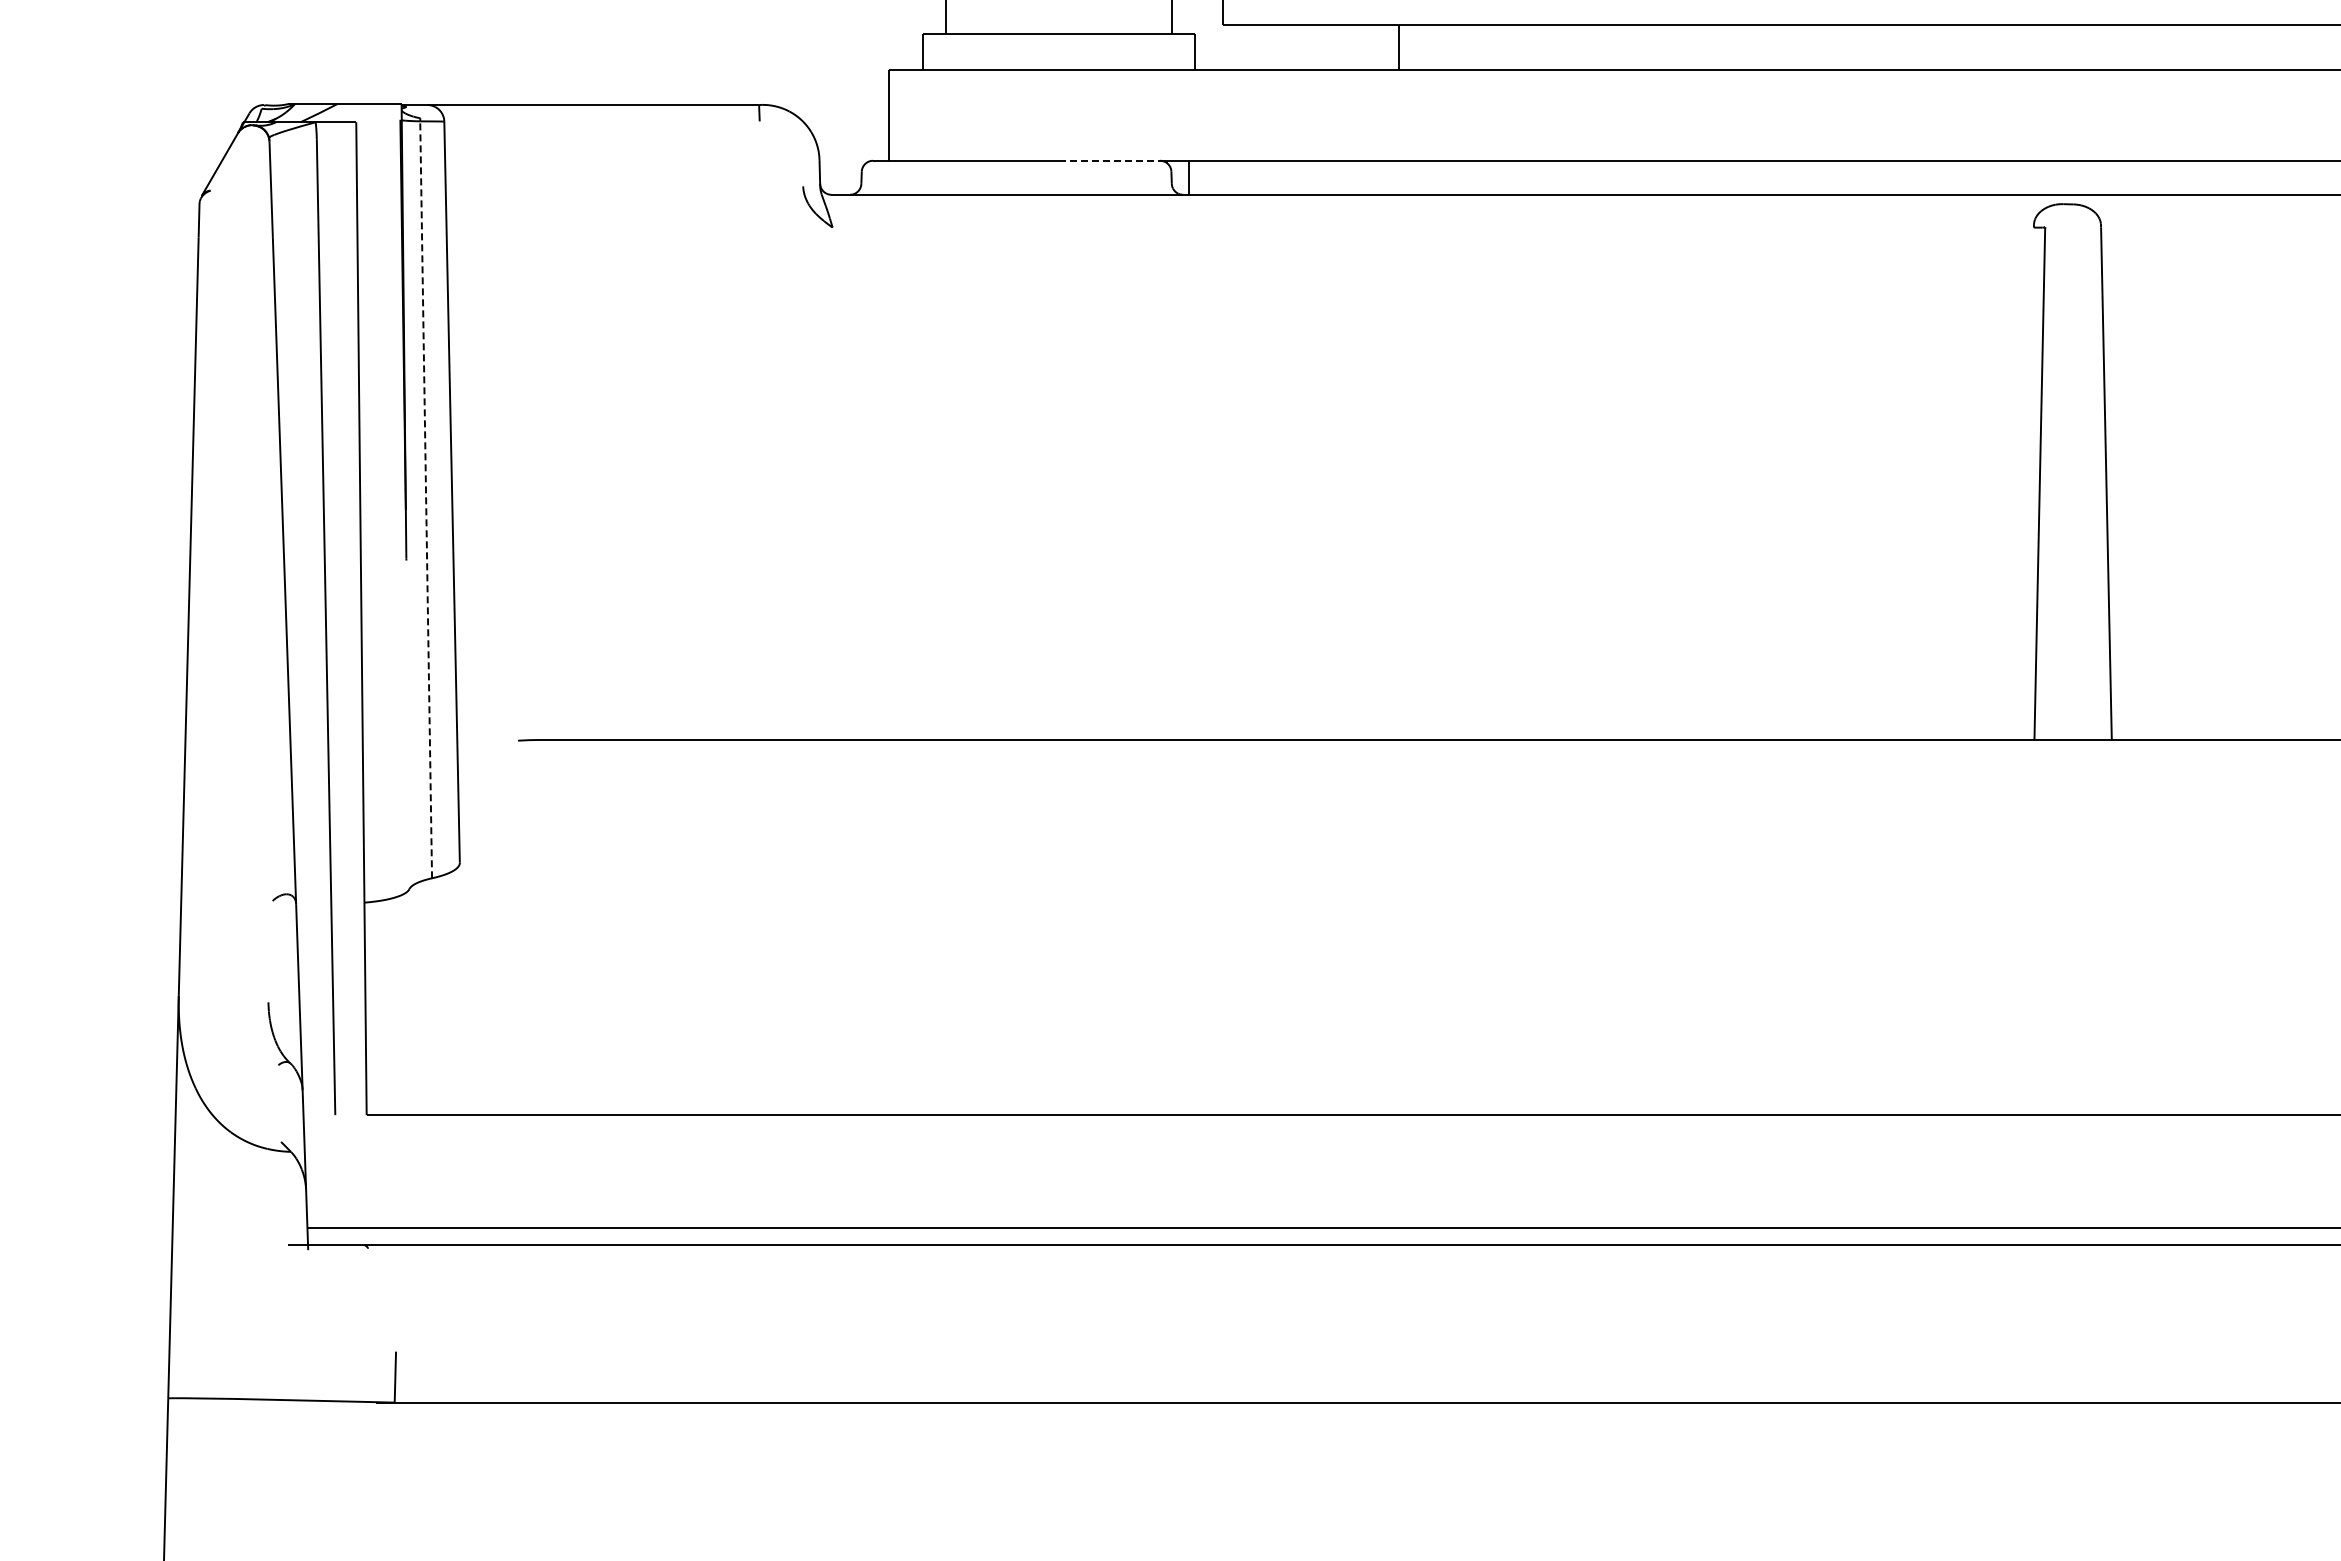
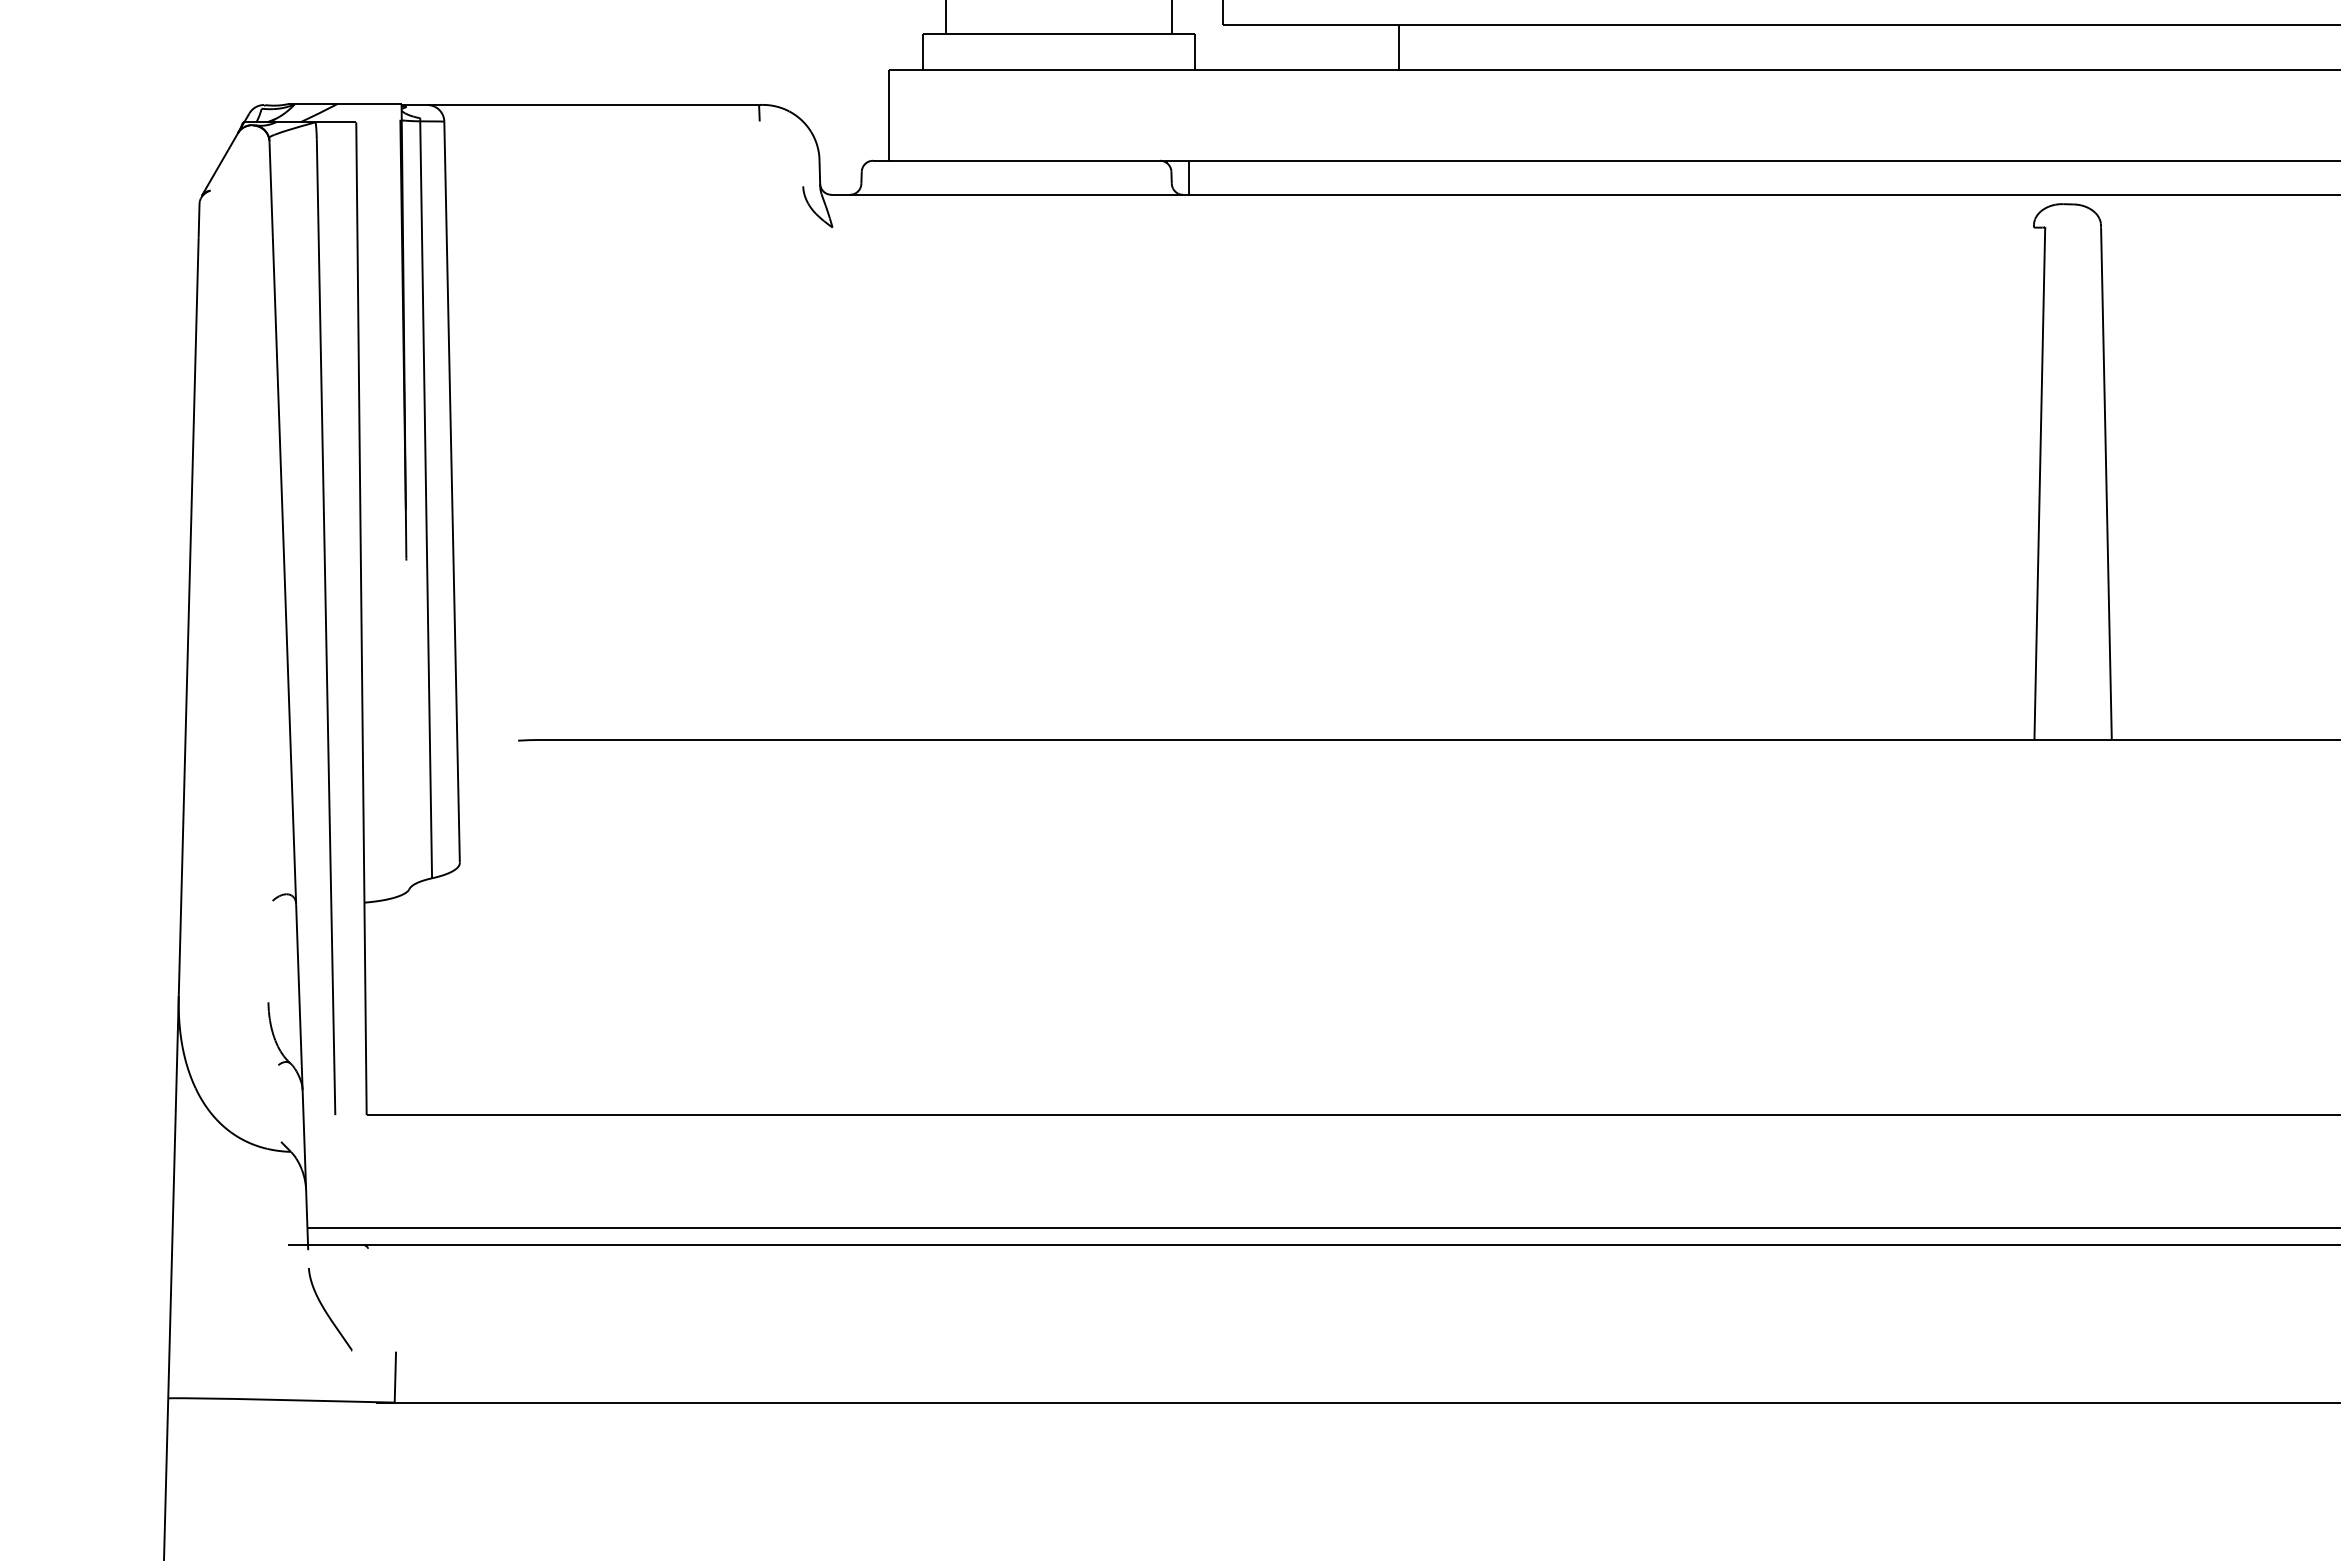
line: dashed -> solid (1109, 160)
line: dashed -> solid (426, 499)
curve: none -> present (326, 1310)
